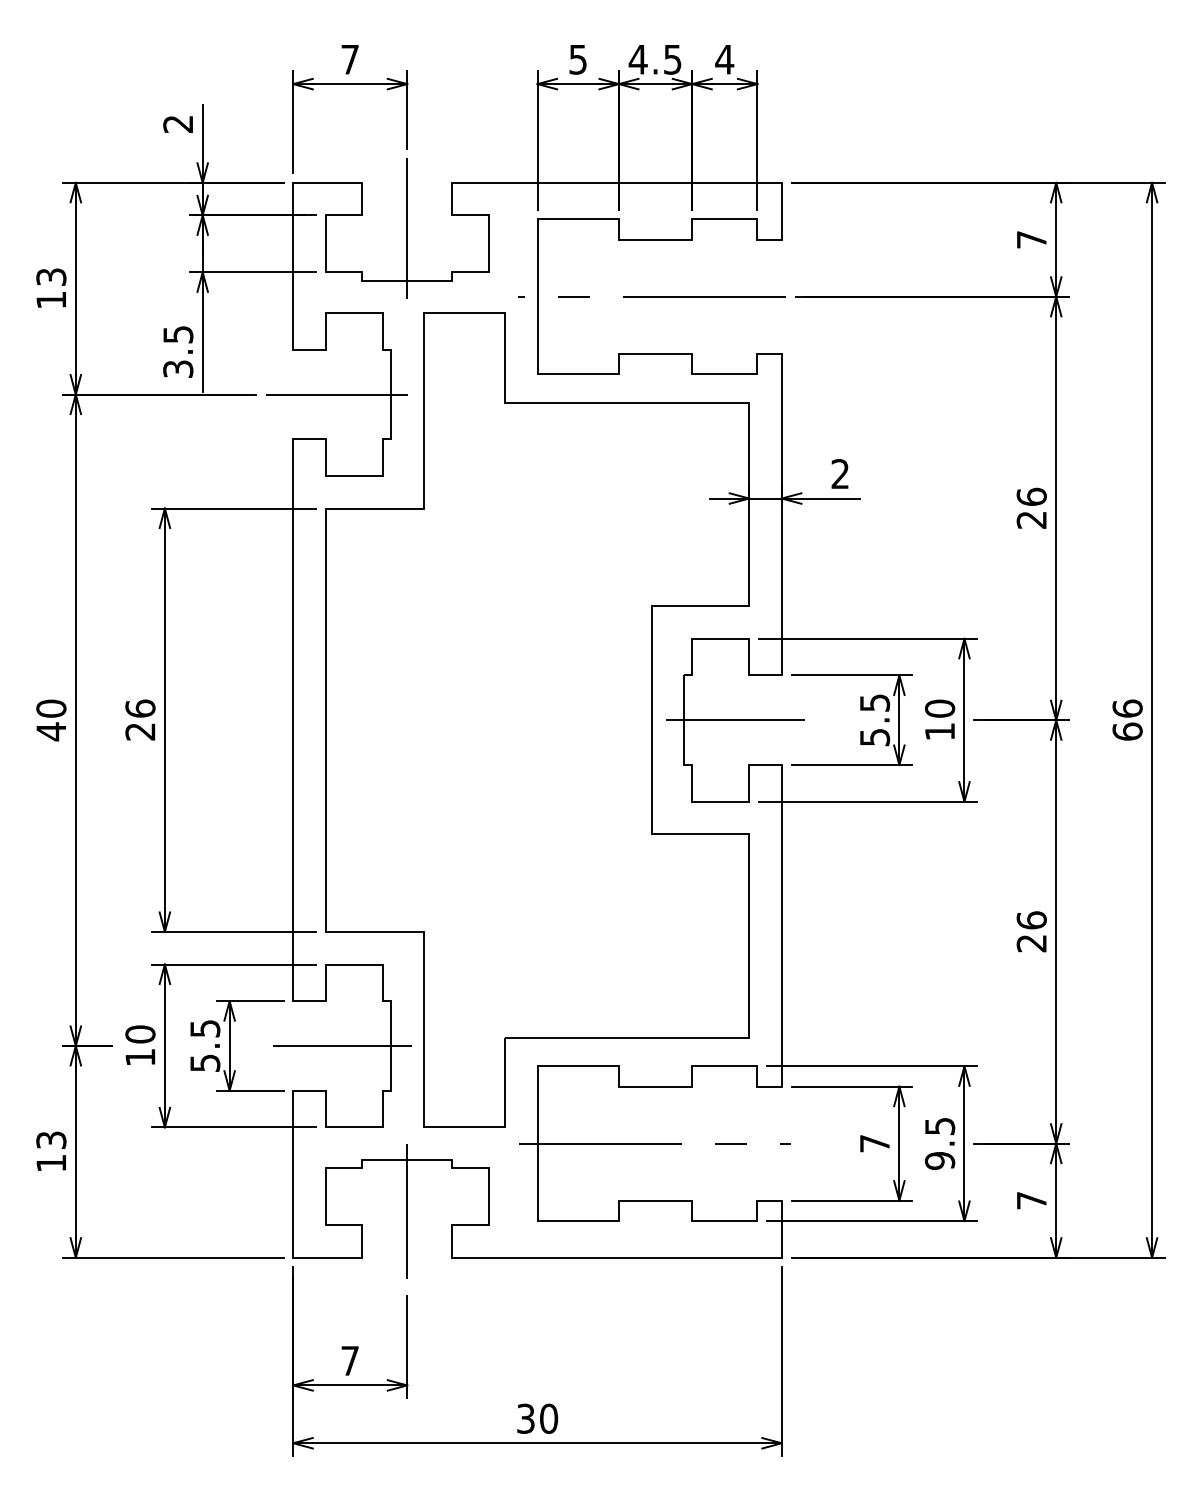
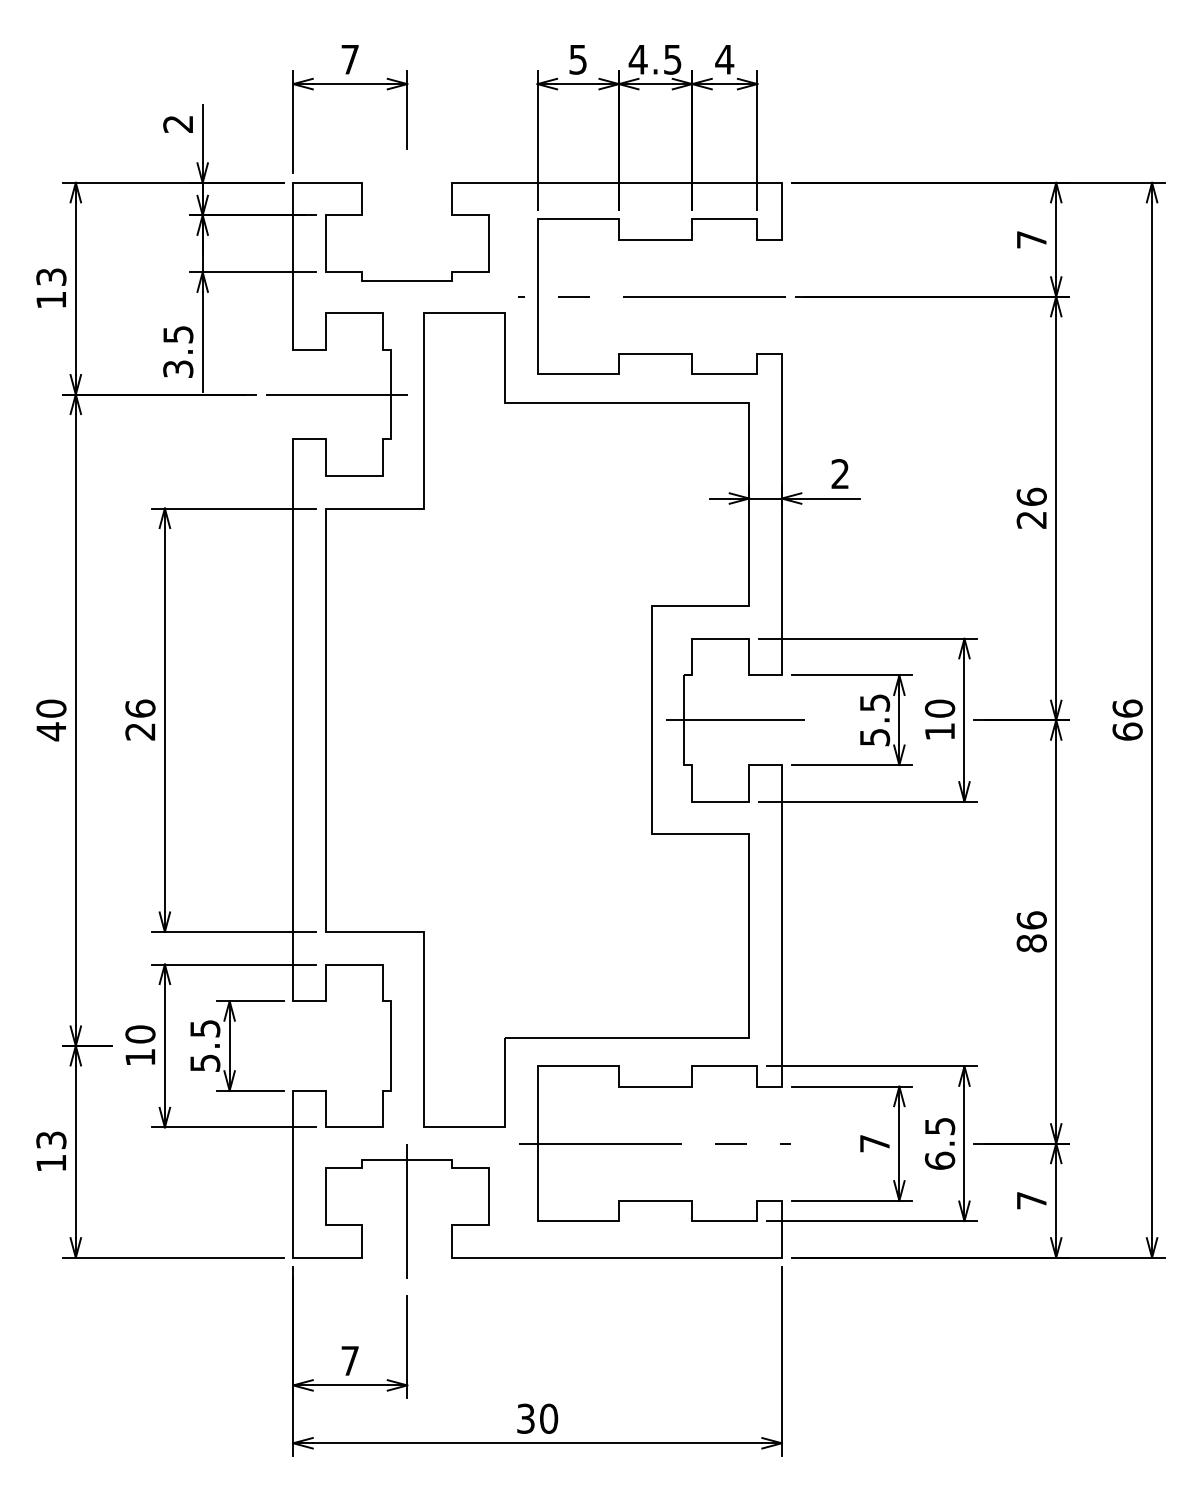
line: present -> none (407, 228)
text: 26 -> 86 (1031, 943)
line: present -> none (341, 1045)
text: 9.5 -> 6.5 (939, 1160)
